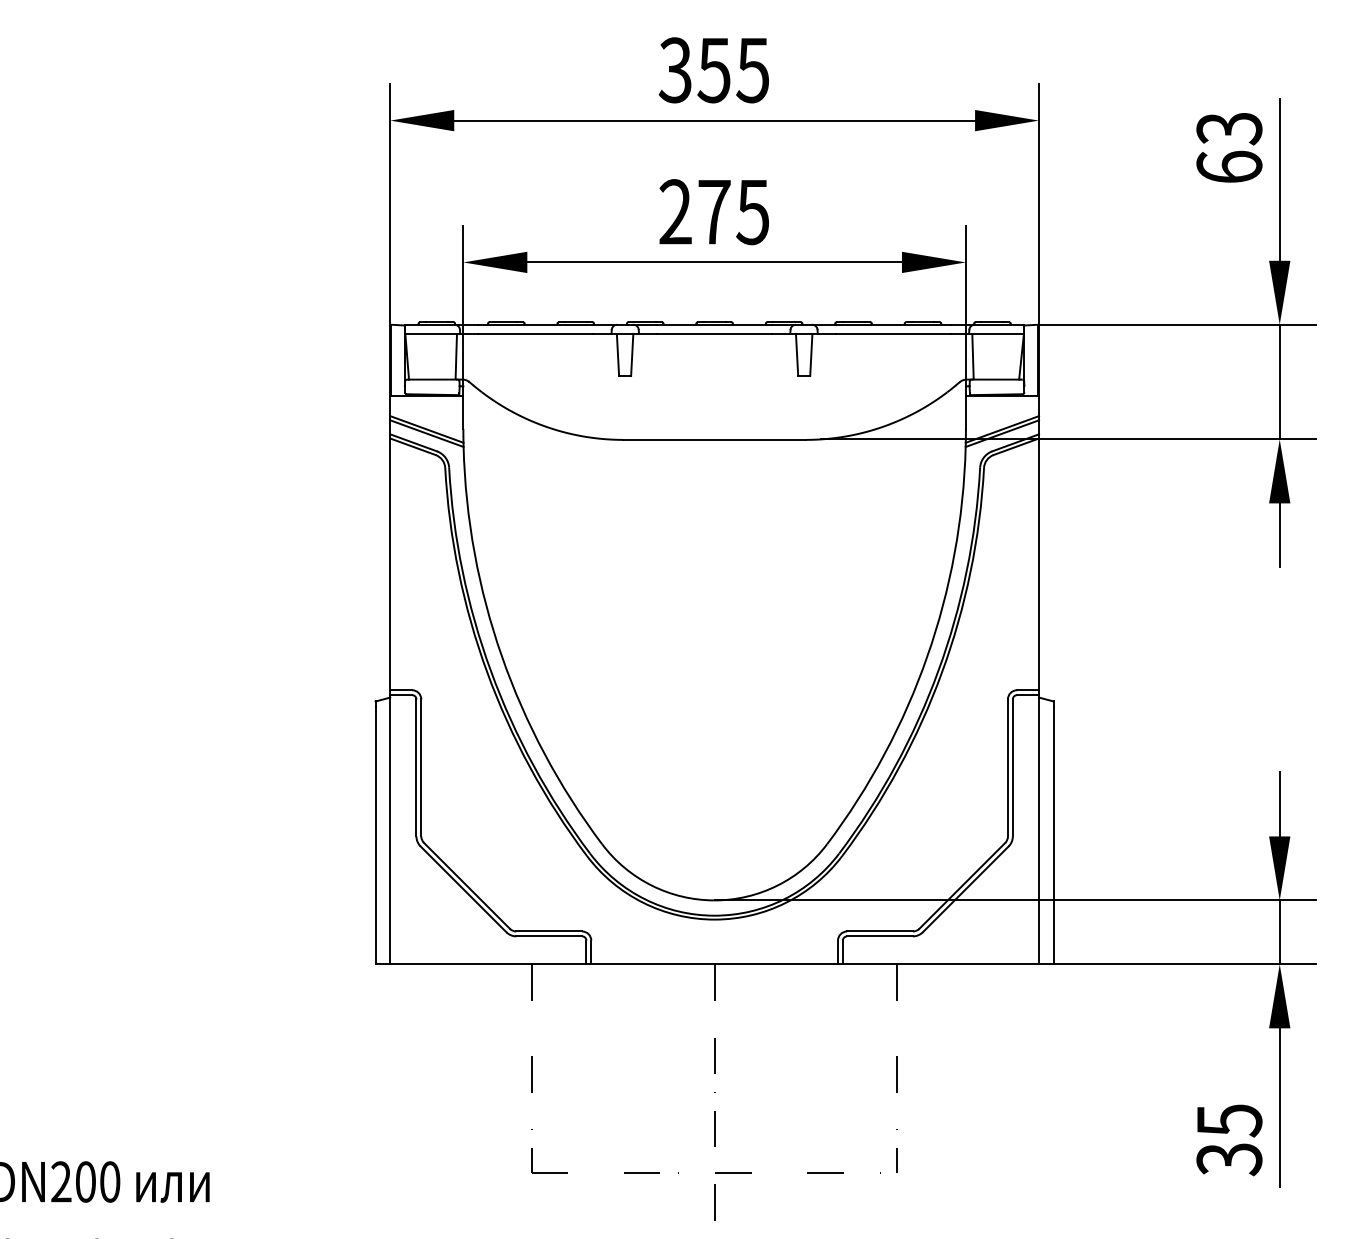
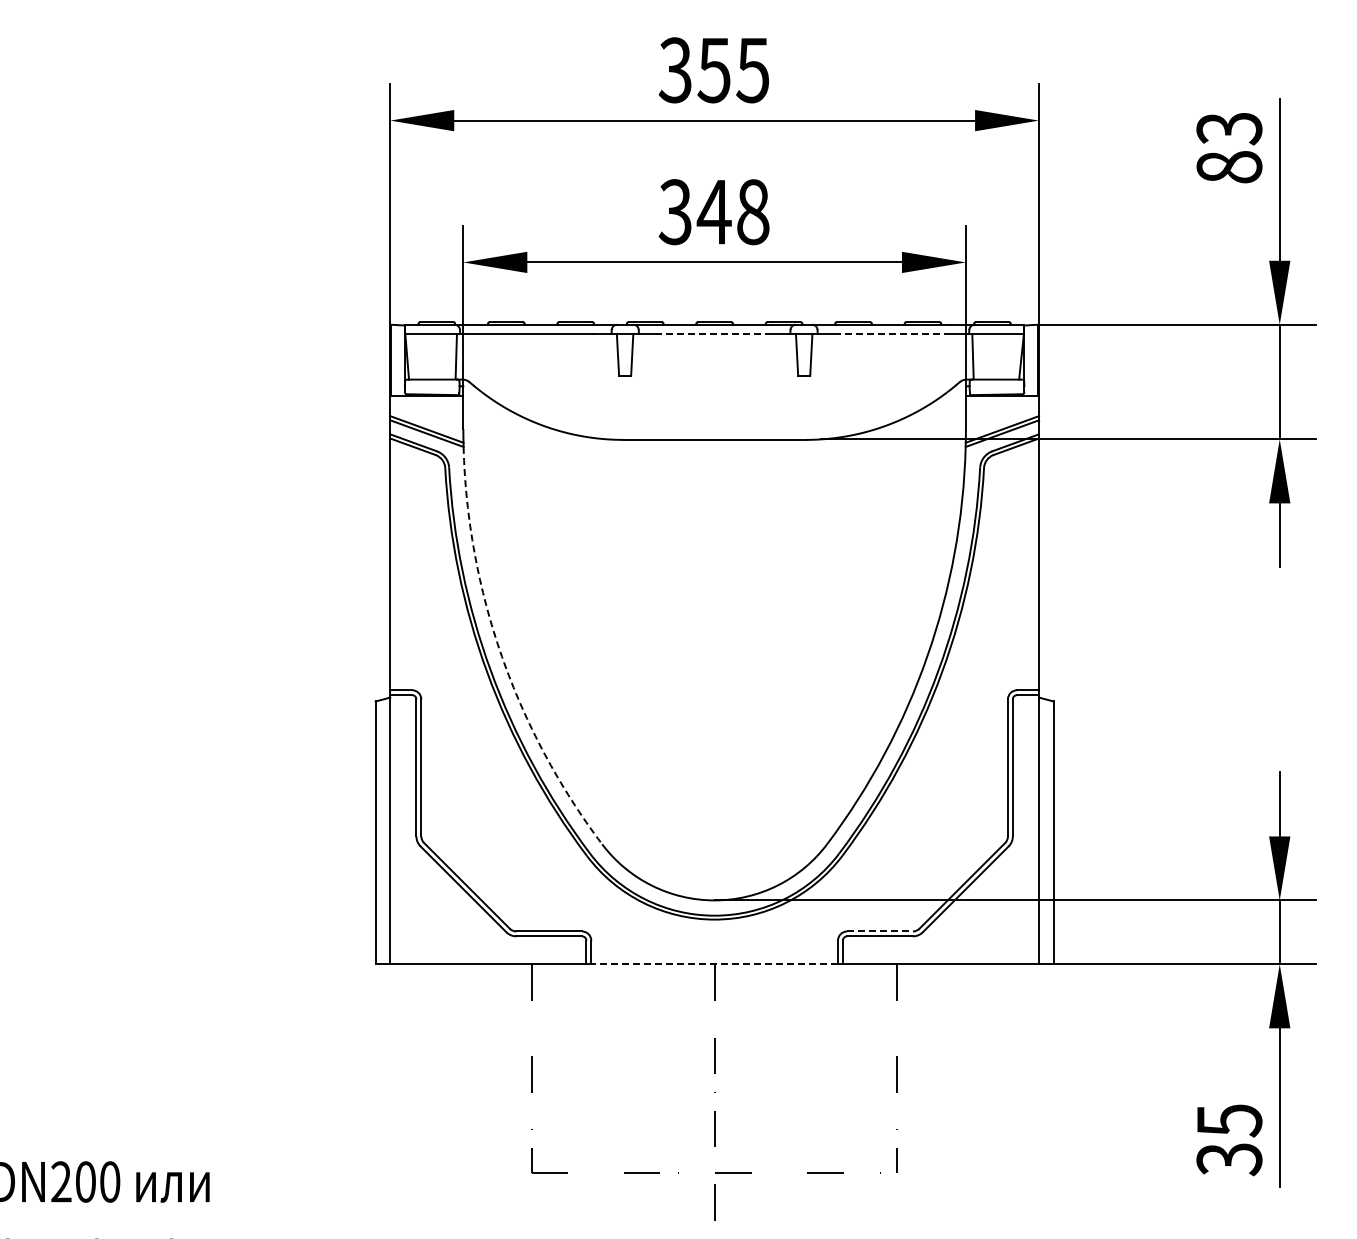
text: 63 -> 83 (1229, 166)
text: 275 -> 348 (713, 212)
line: solid -> dashed (714, 333)
line: solid -> dashed (892, 333)
arc: solid -> dashed (501, 656)
line: solid -> dashed (880, 931)
line: solid -> dashed (714, 964)
